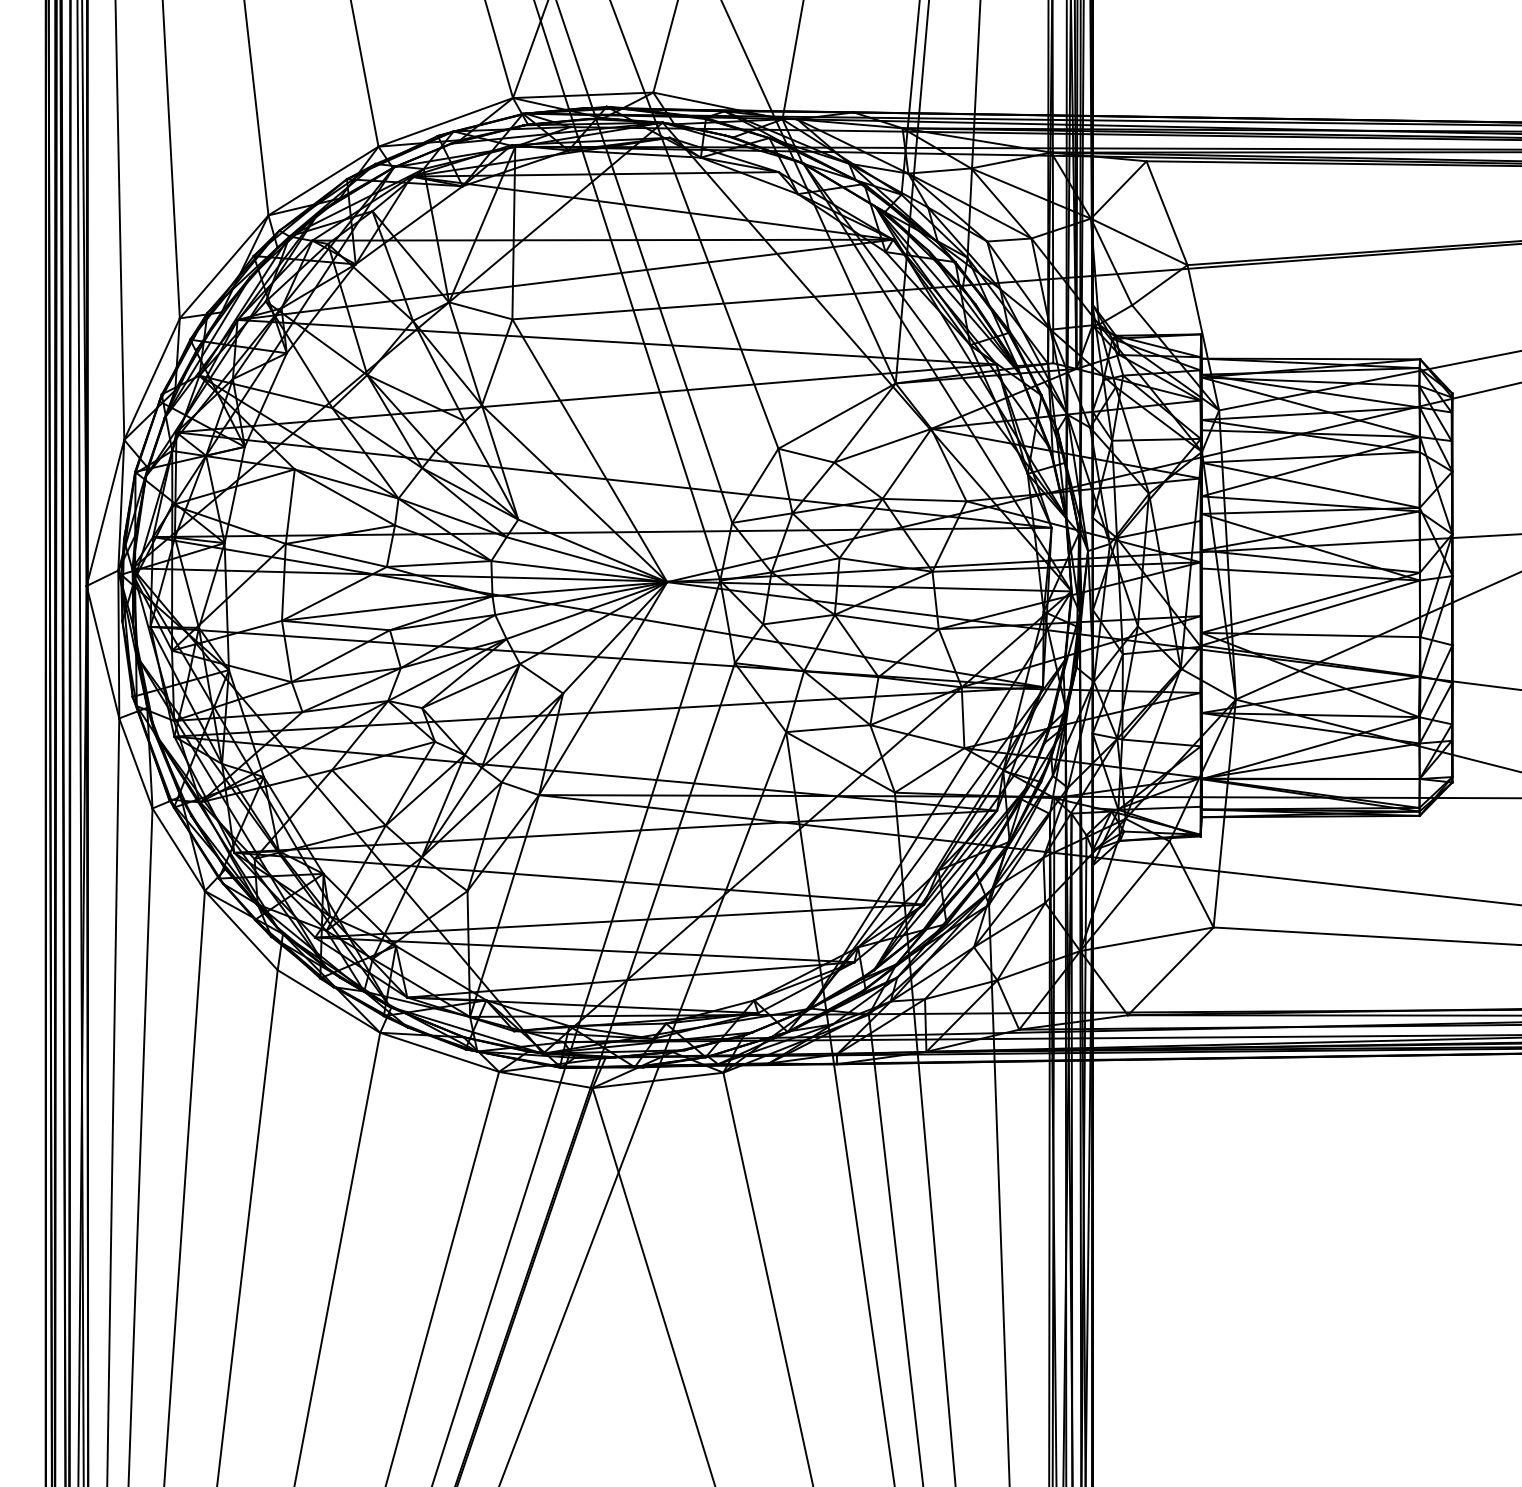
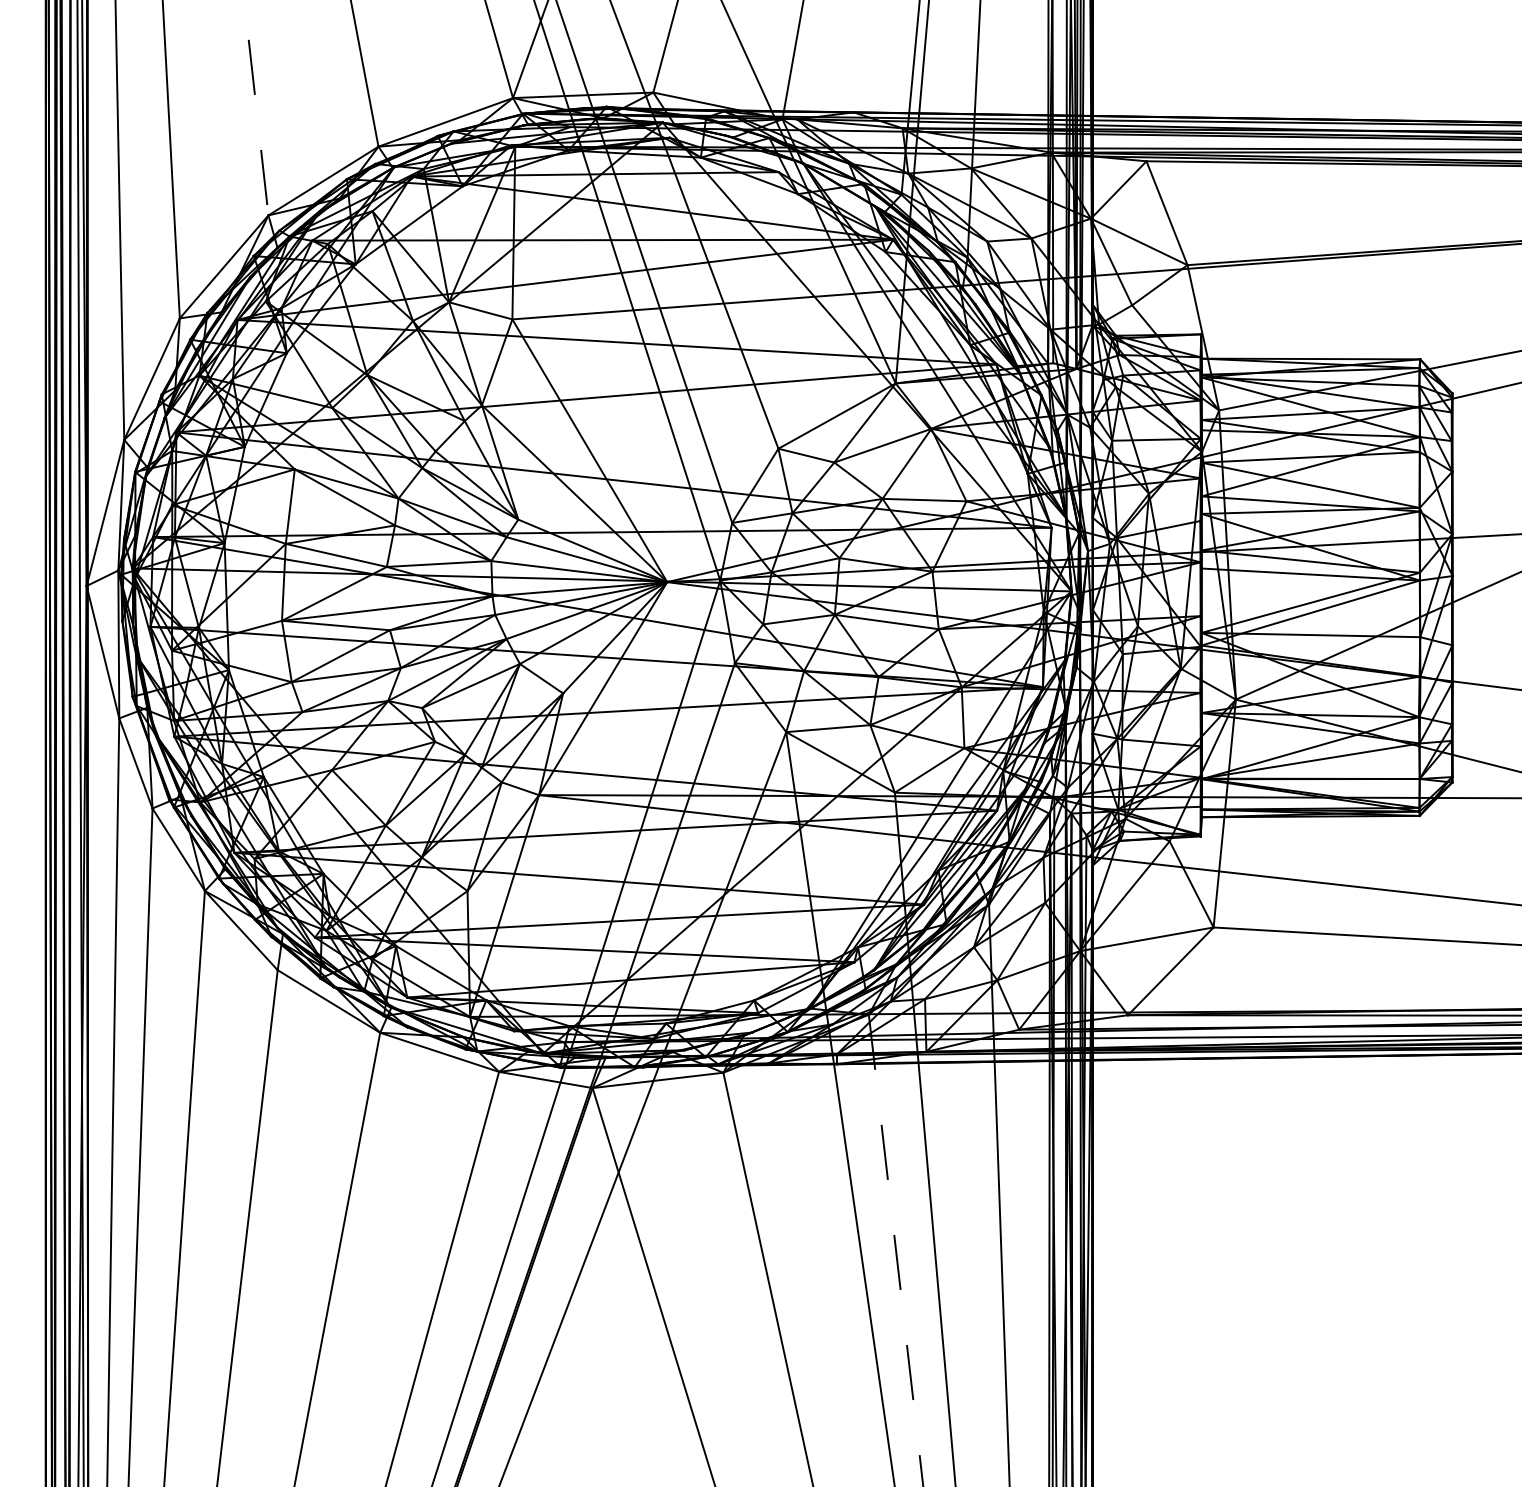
line: solid -> dashed (256, 108)
line: solid -> dashed (896, 1251)
